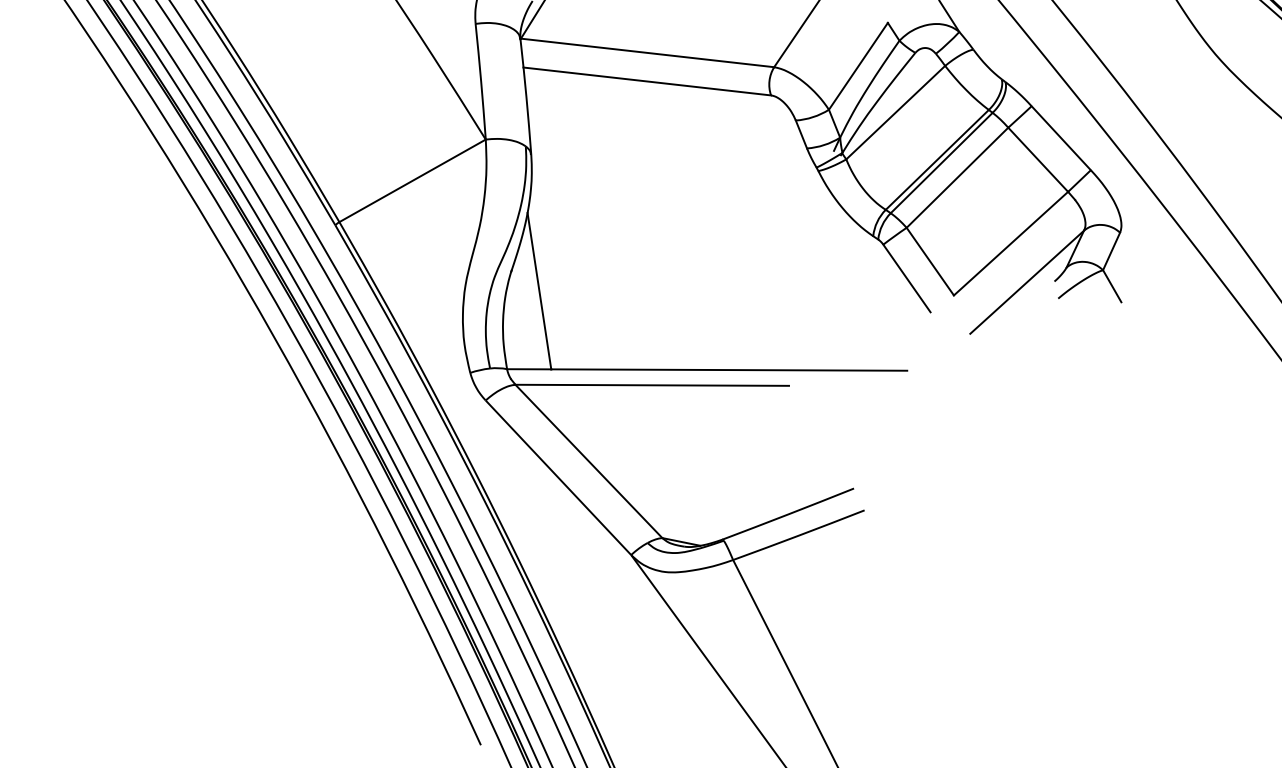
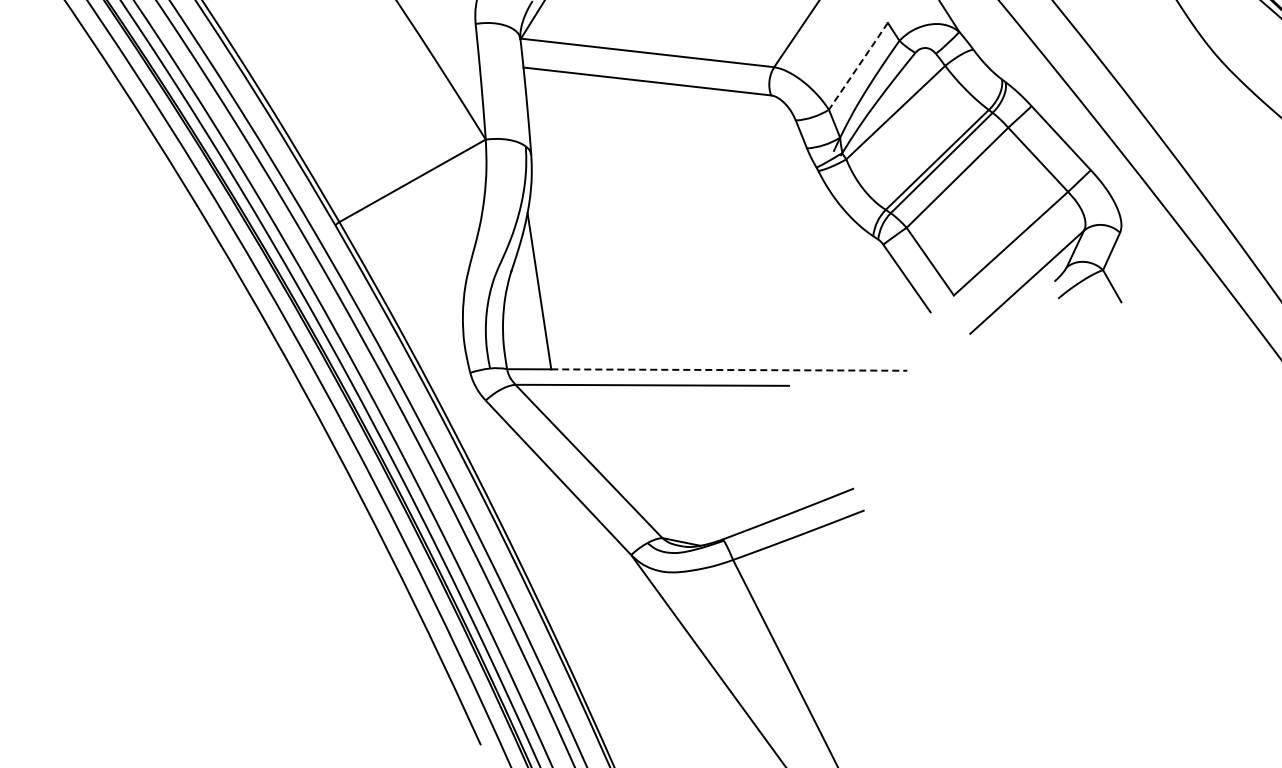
line: solid -> dashed (858, 66)
line: solid -> dashed (729, 370)
